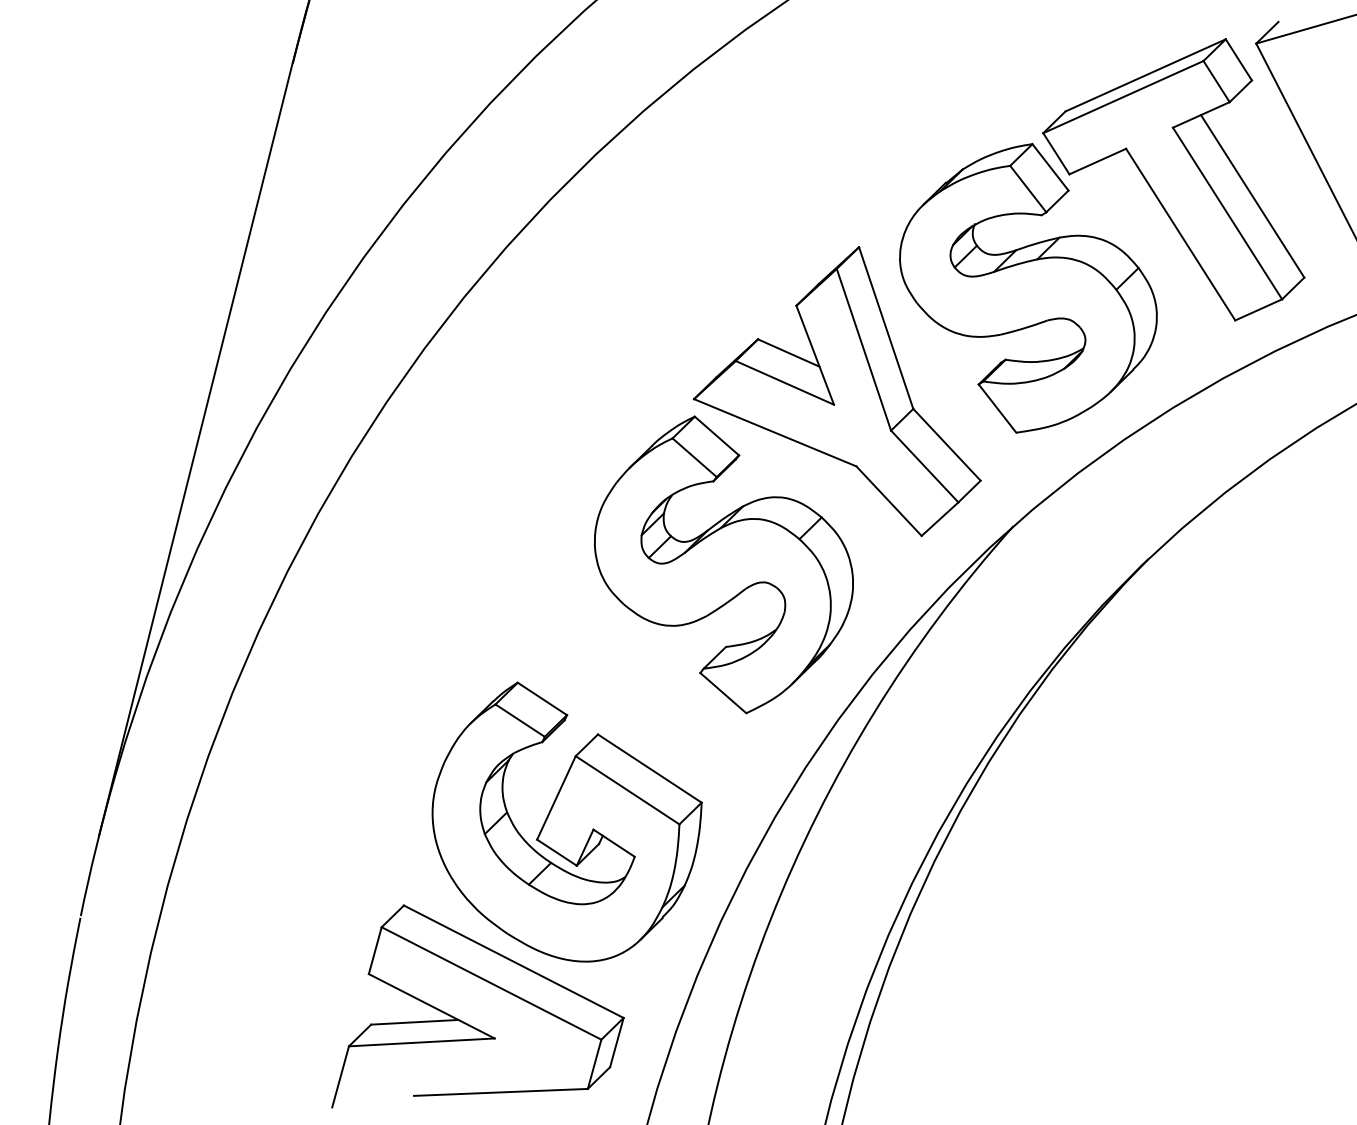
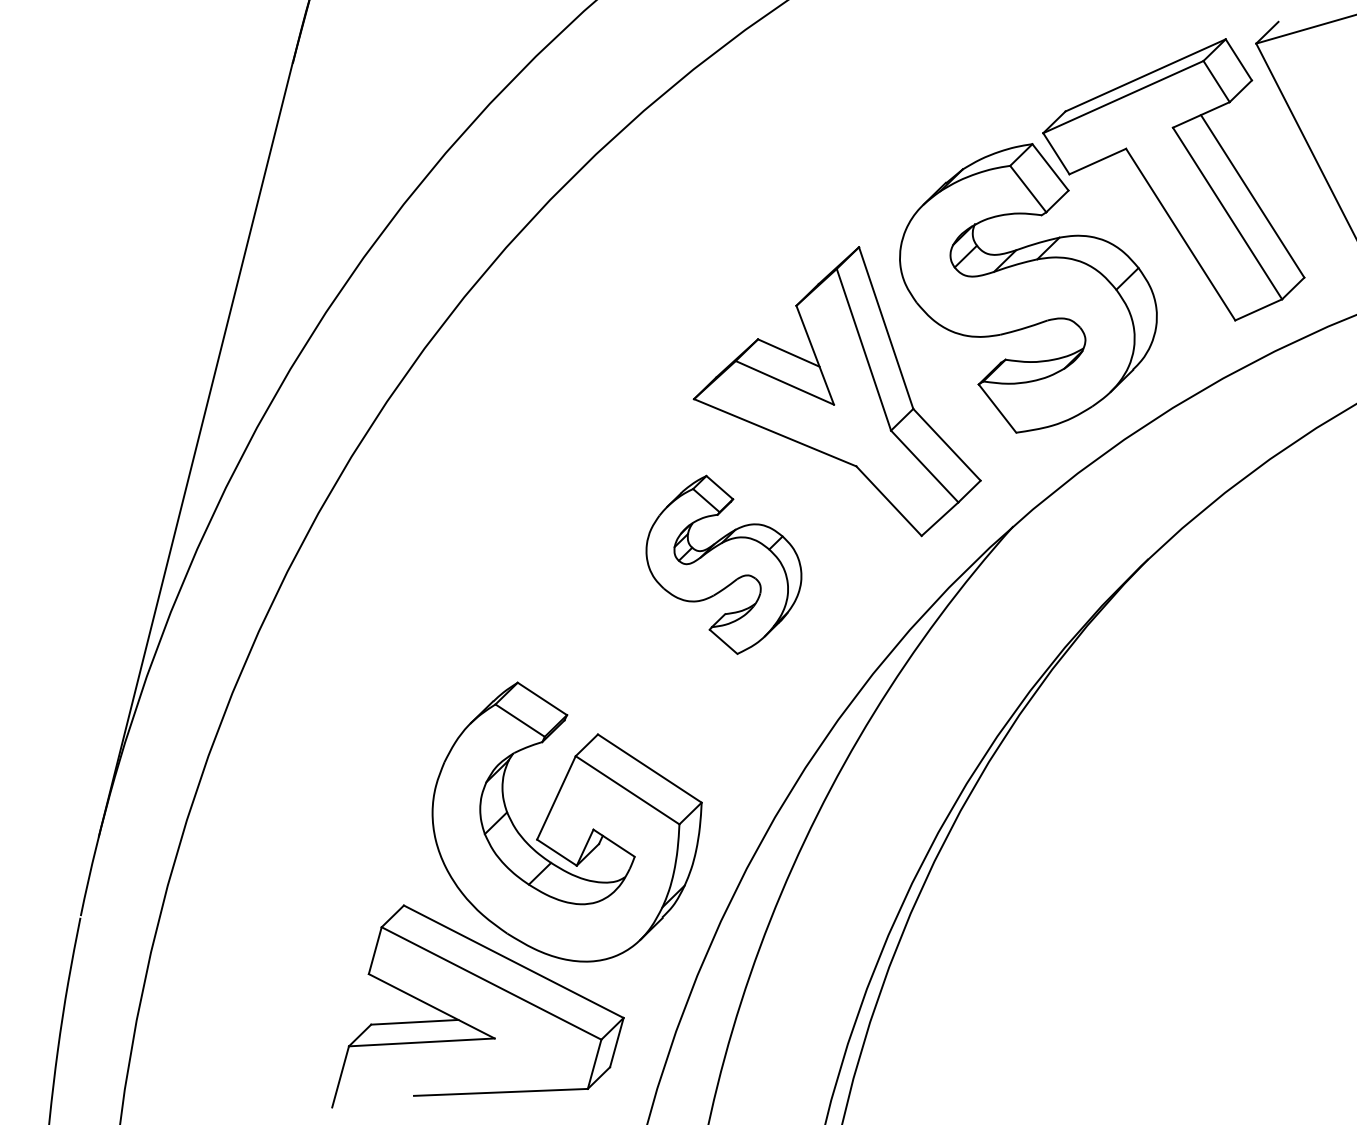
part size: 260x300 px -> 158x181 px (723, 564)
